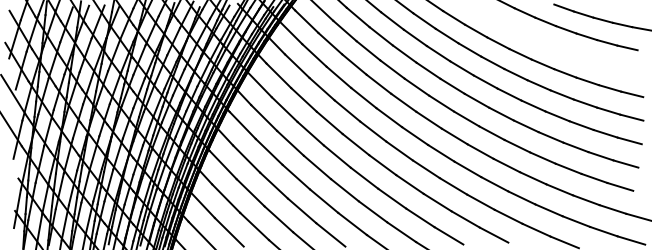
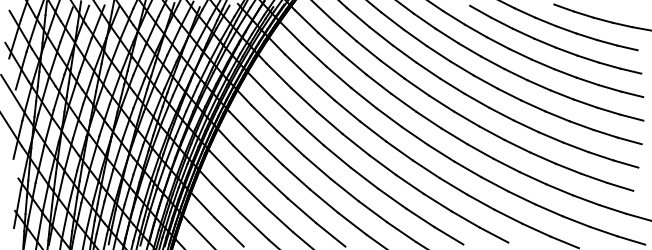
part: none -> present (553, 45)
